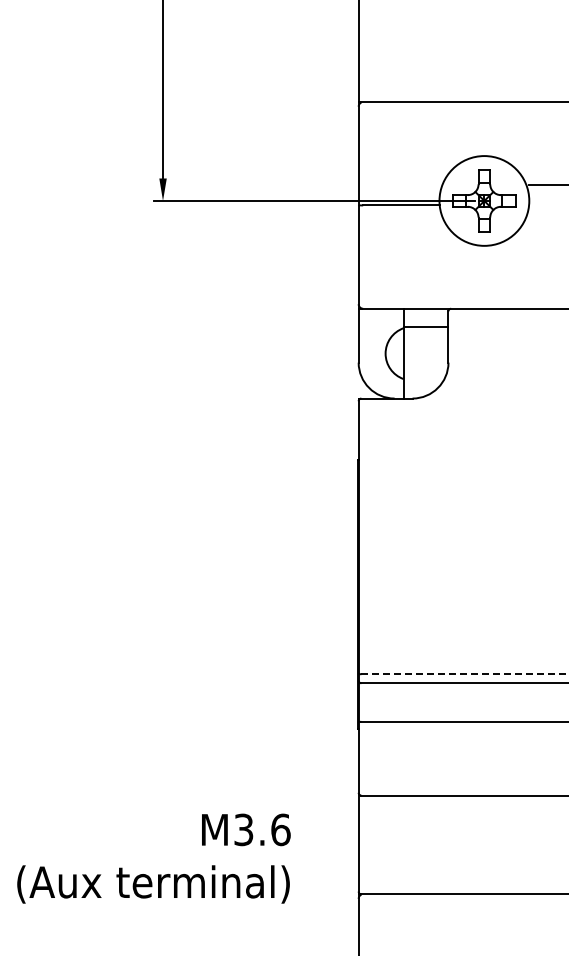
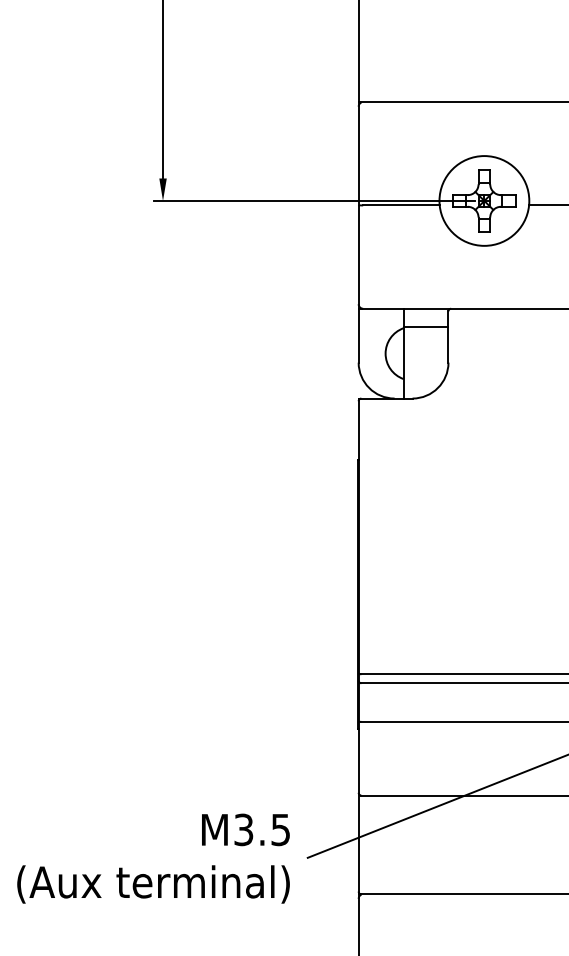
line position: (547, 185) -> (547, 205) (547, 205)
line: dashed -> solid (465, 674)
line: none -> present (436, 806)
text: M3.6 -> M3.5 (280, 829)
